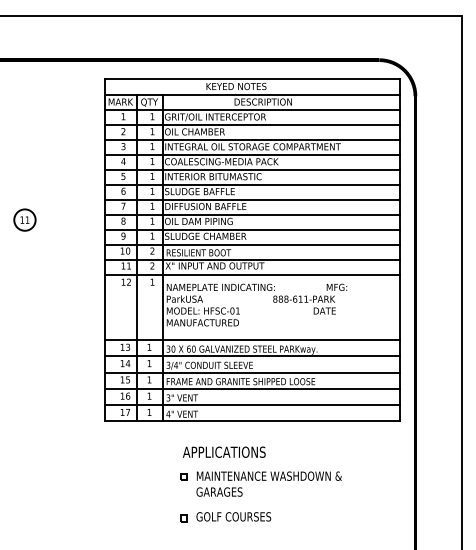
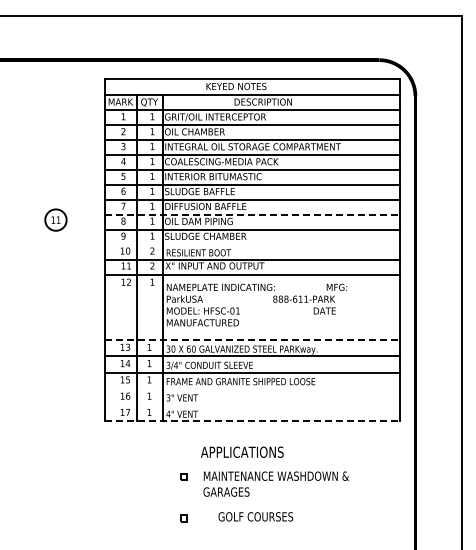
line: solid -> dashed (252, 214)
part position: (24, 219) -> (55, 219) (55, 219)
line: present -> none (251, 244)
line: solid -> dashed (252, 339)
line: present -> none (251, 388)
line: present -> none (251, 405)
line: solid -> dashed (252, 421)
text position: (224, 451) -> (242, 451) (242, 451)
text position: (268, 483) -> (275, 483) (275, 483)
text position: (233, 516) -> (255, 516) (255, 516)
